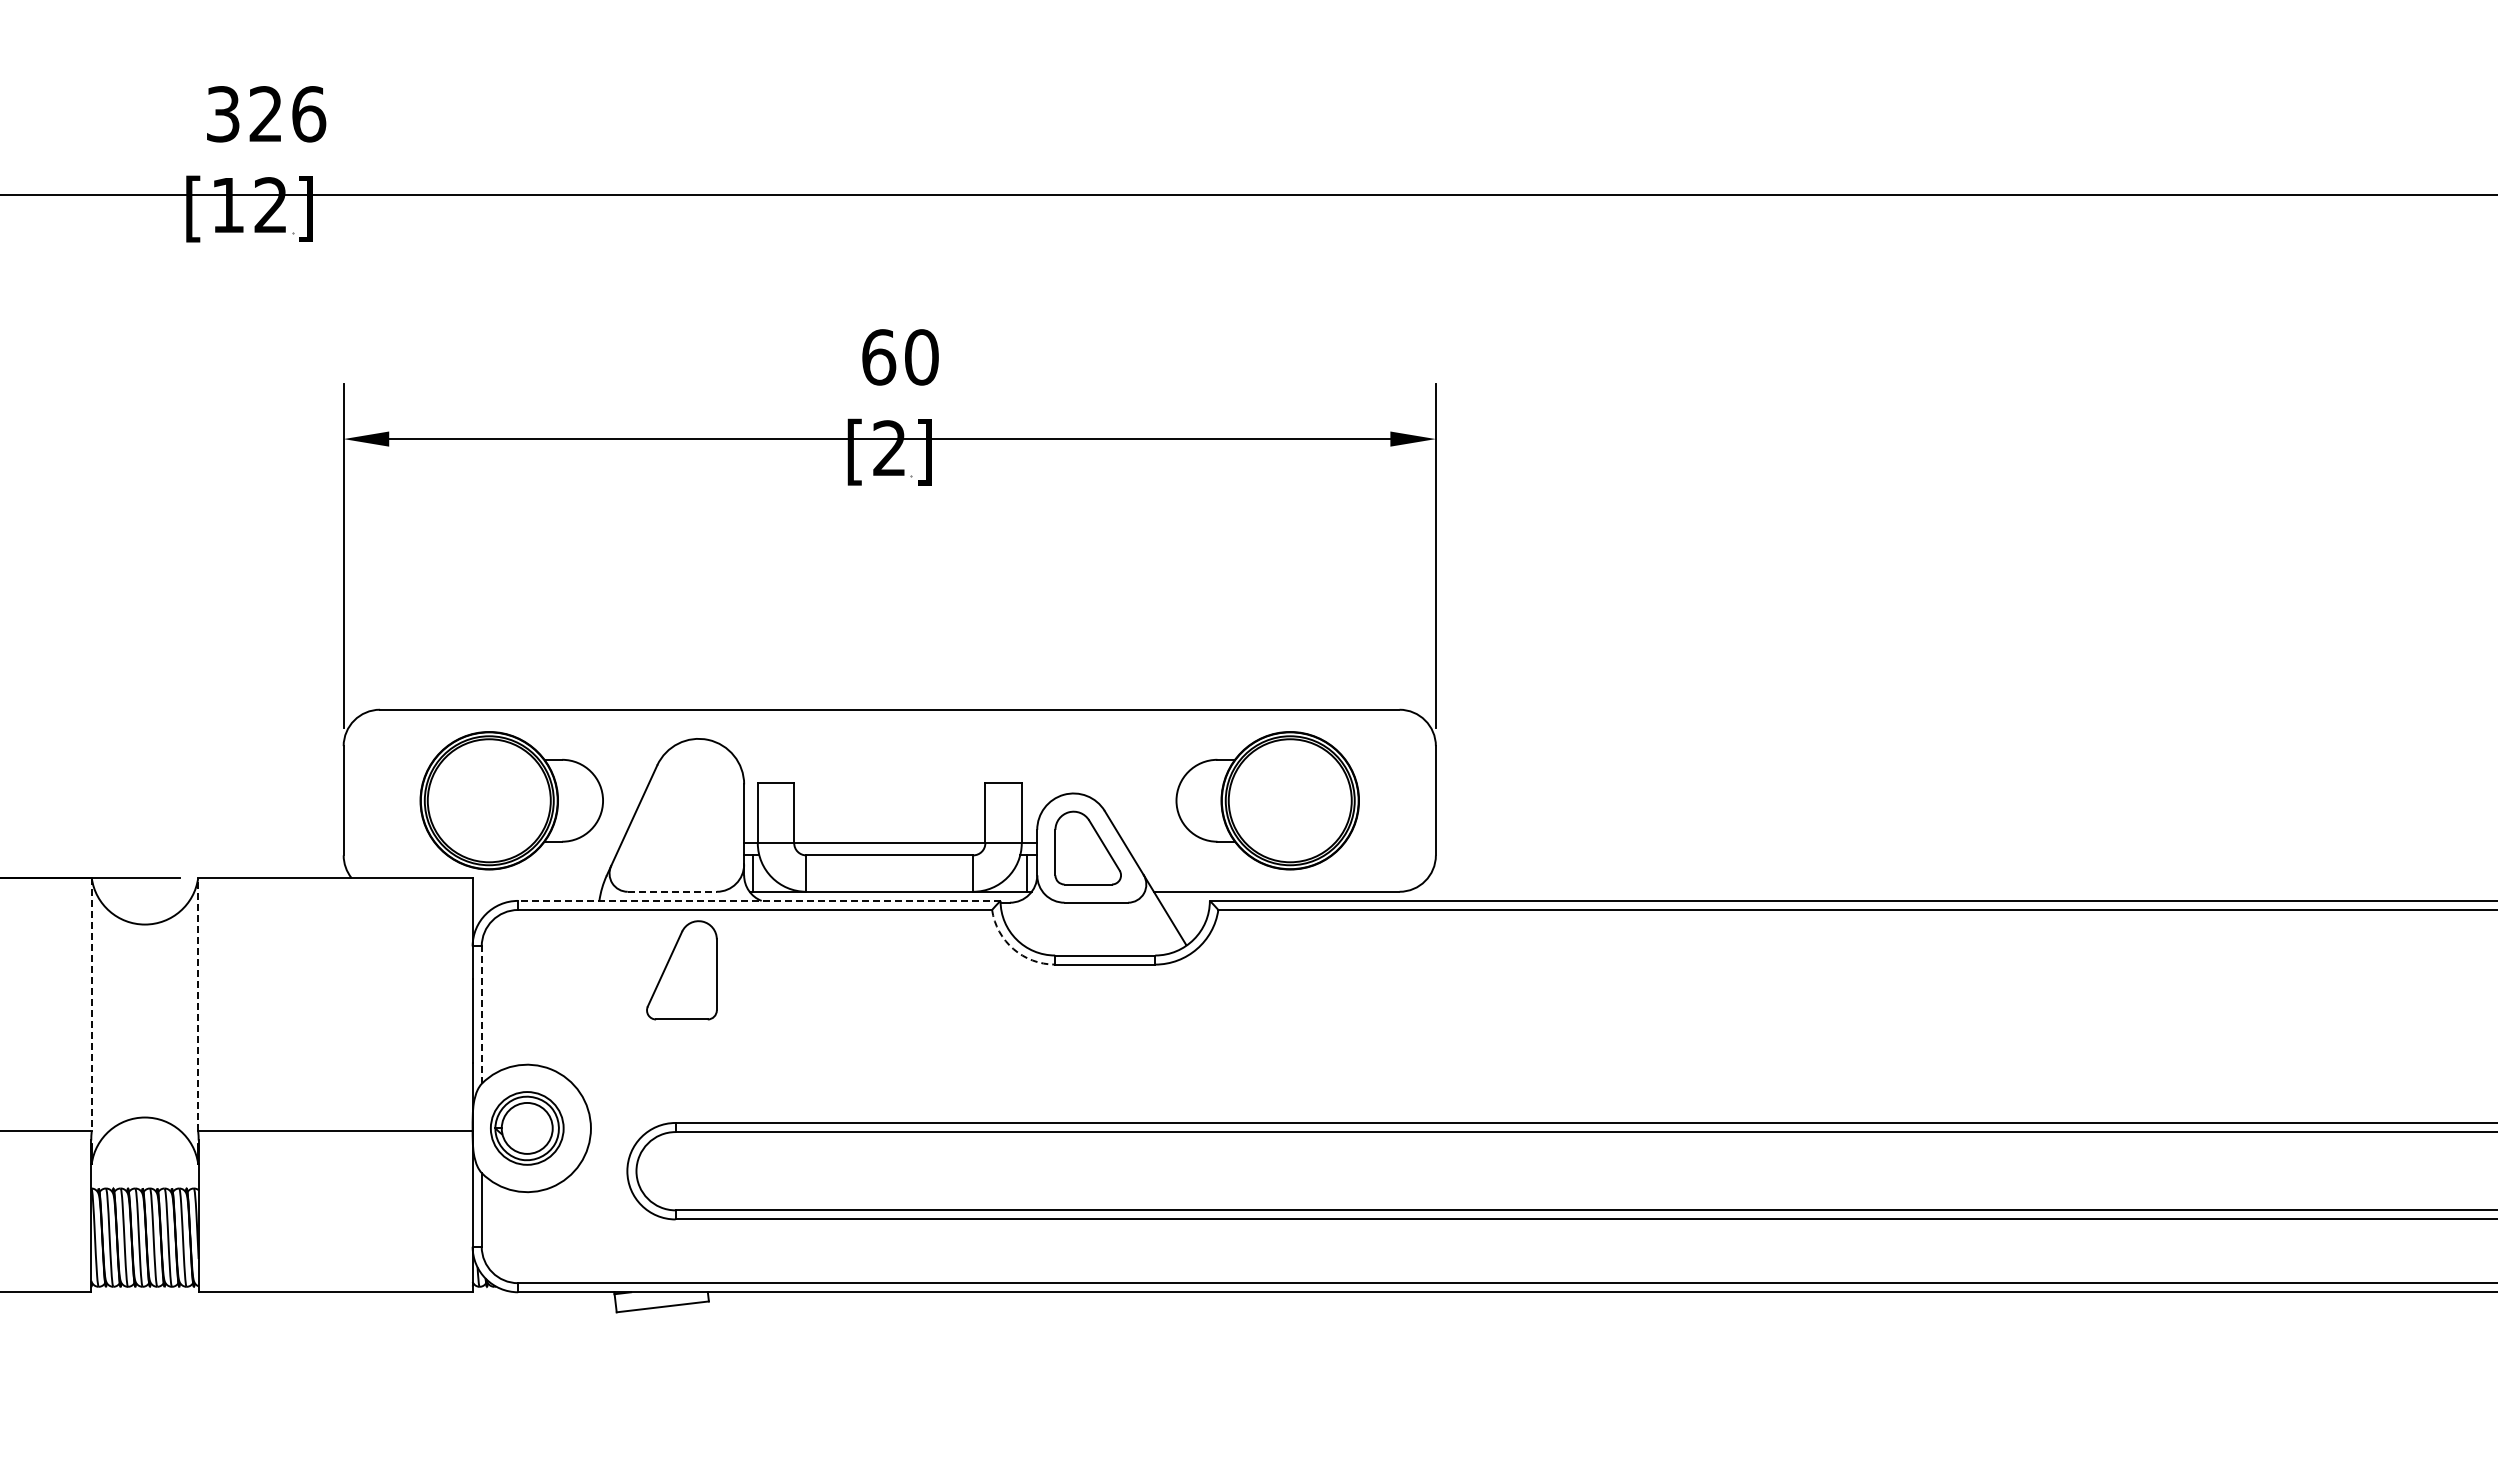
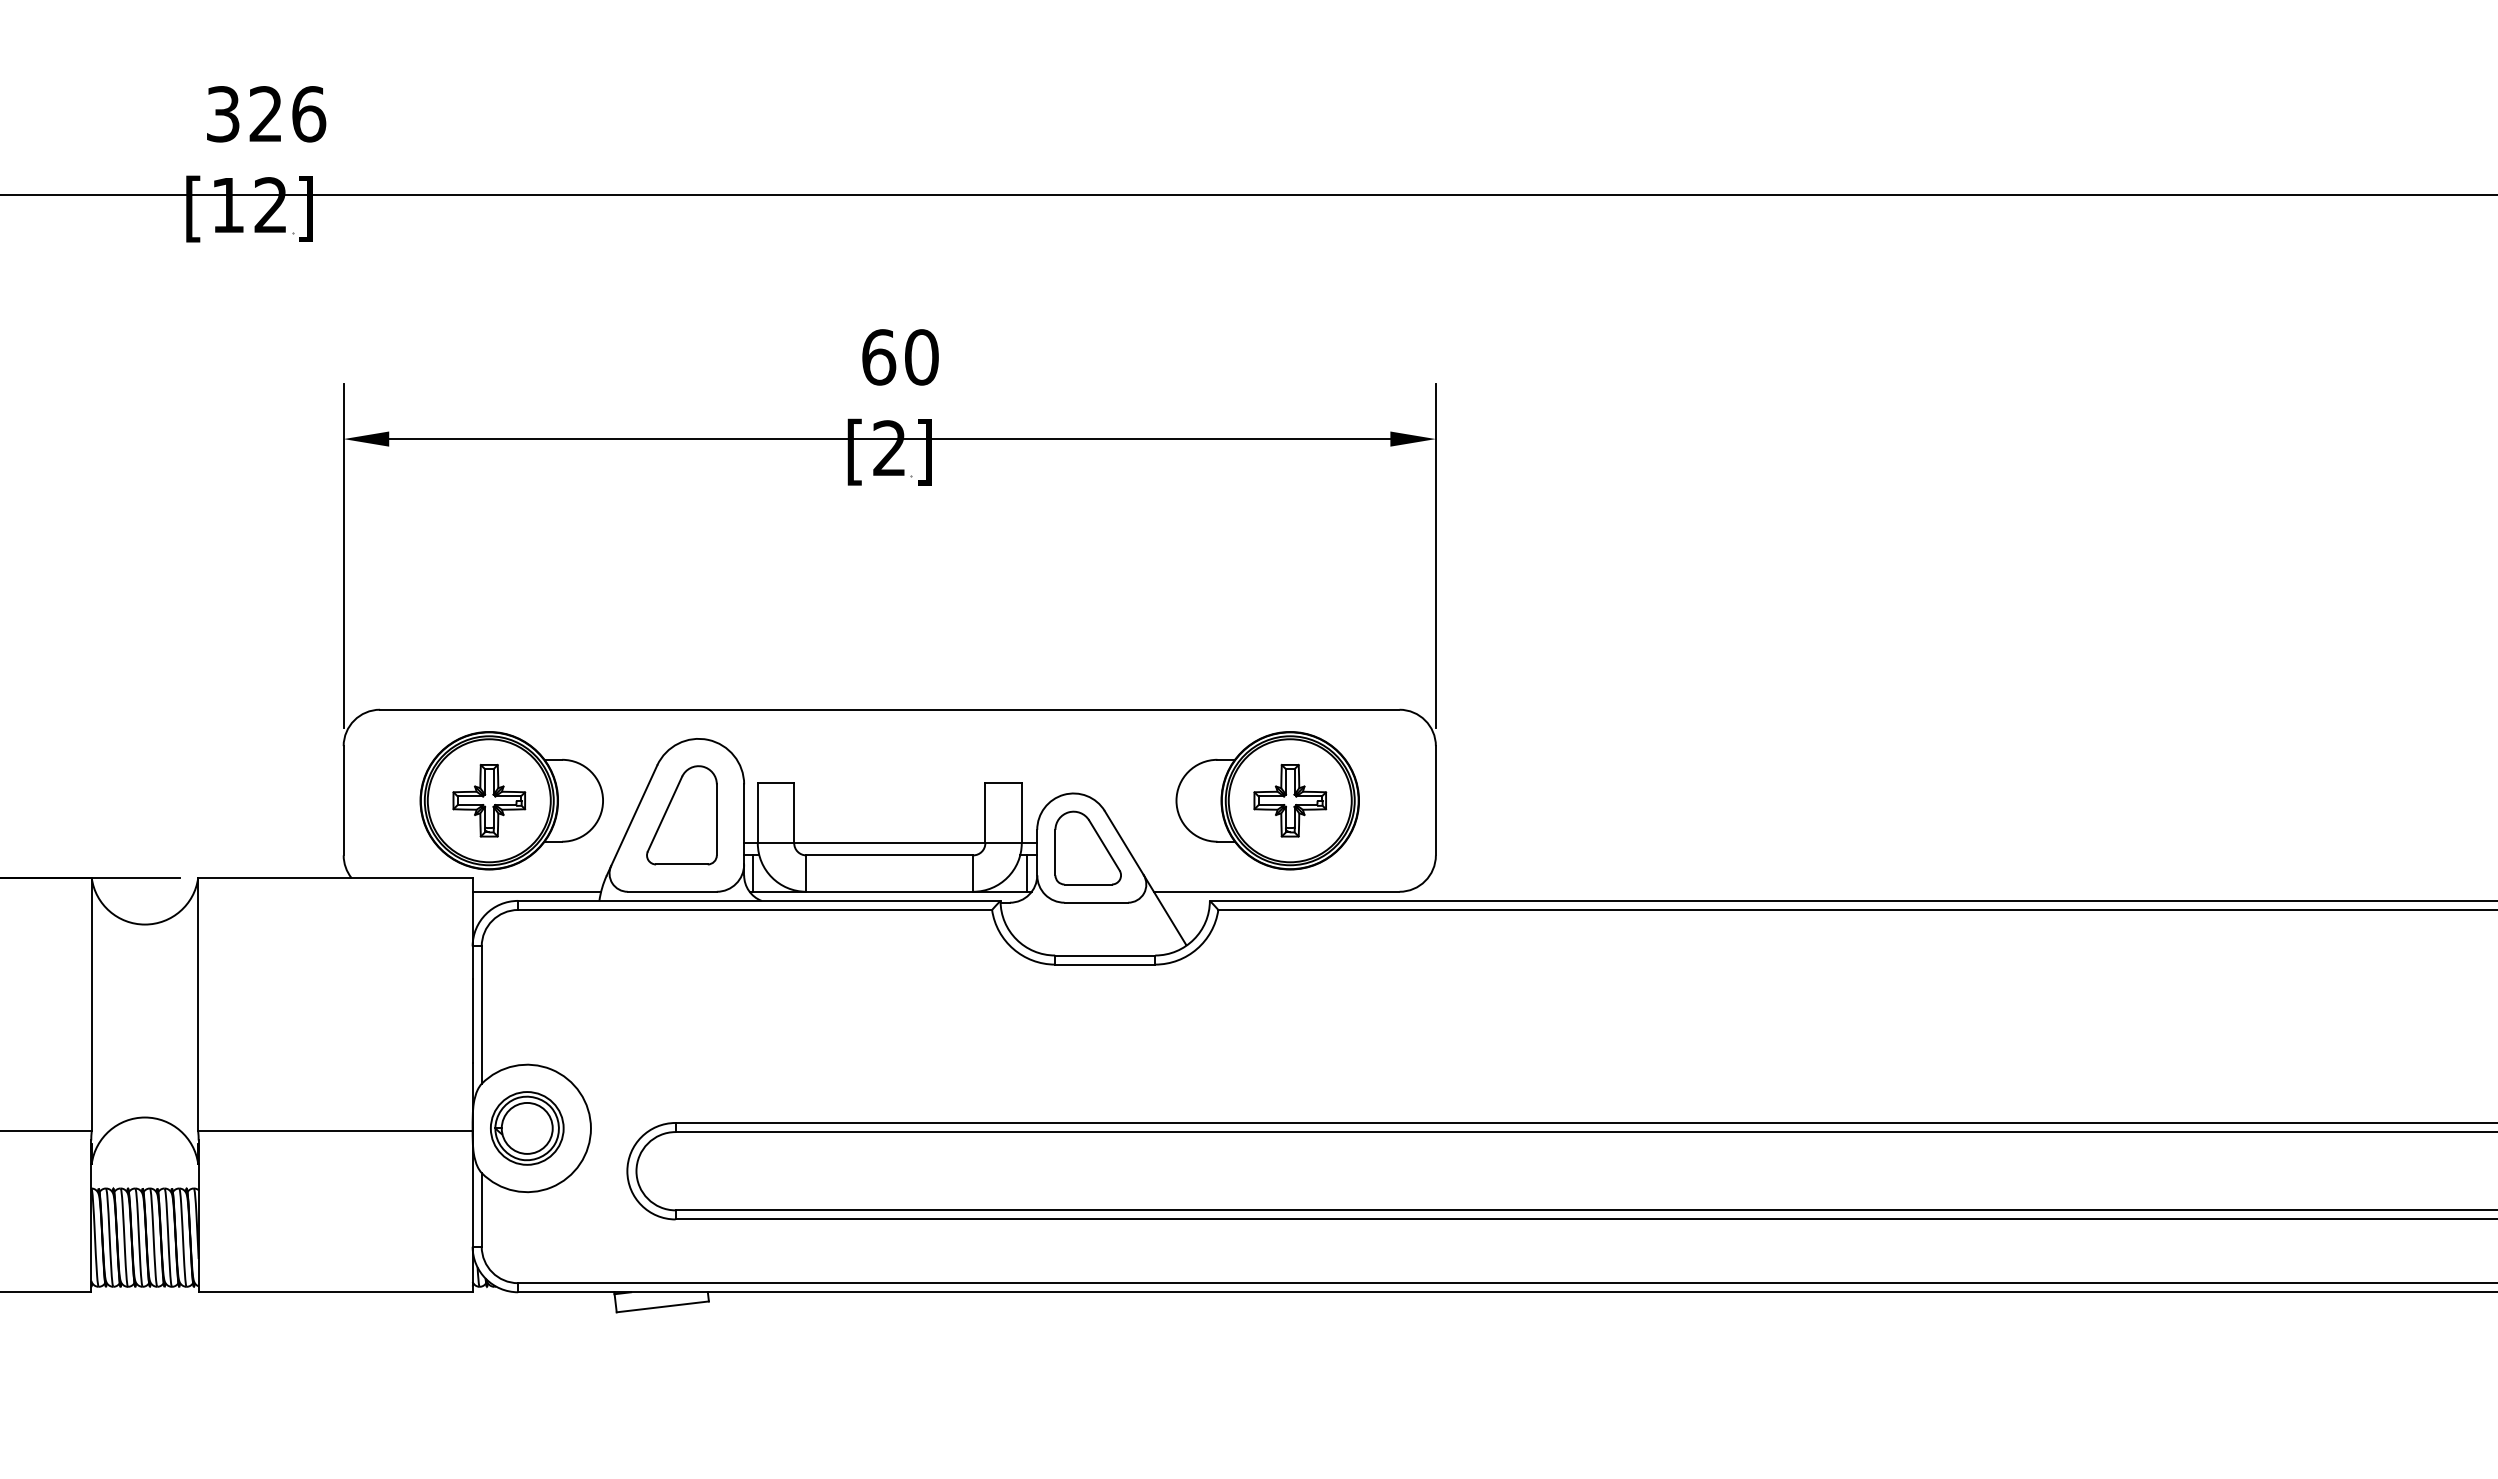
part: none -> present (489, 800)
part: none -> present (1290, 800)
line: none -> present (536, 891)
line: dashed -> solid (672, 891)
line: dashed -> solid (758, 900)
arc: dashed -> solid (1013, 949)
part position: (681, 970) -> (681, 815) (681, 815)
line: dashed -> solid (91, 1004)
line: dashed -> solid (198, 1004)
line: dashed -> solid (481, 1015)
